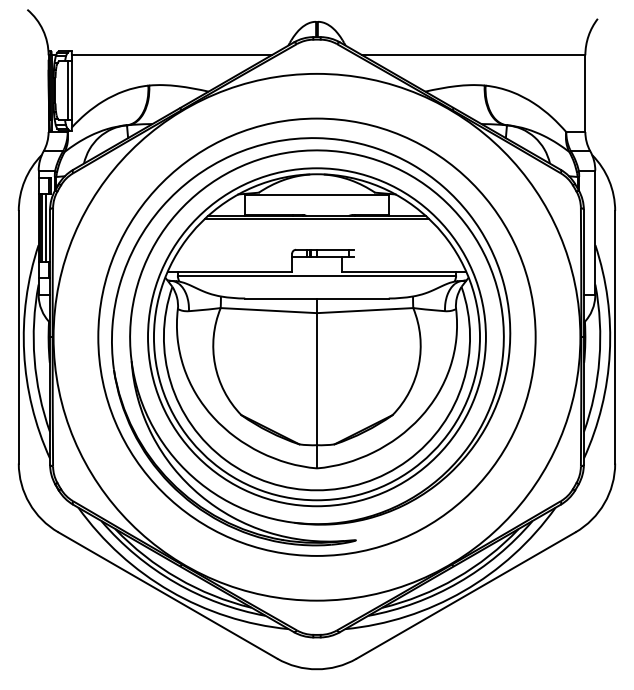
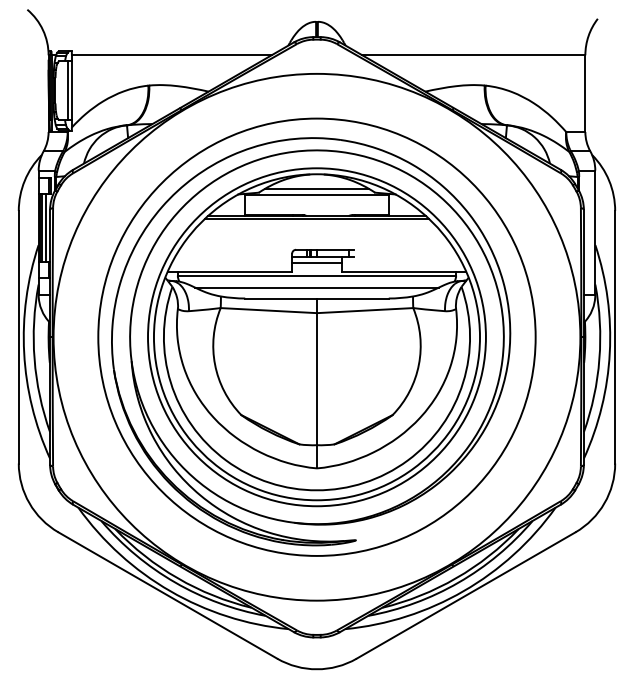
line: none -> present (316, 189)
line: none -> present (316, 262)
line: none -> present (316, 287)
